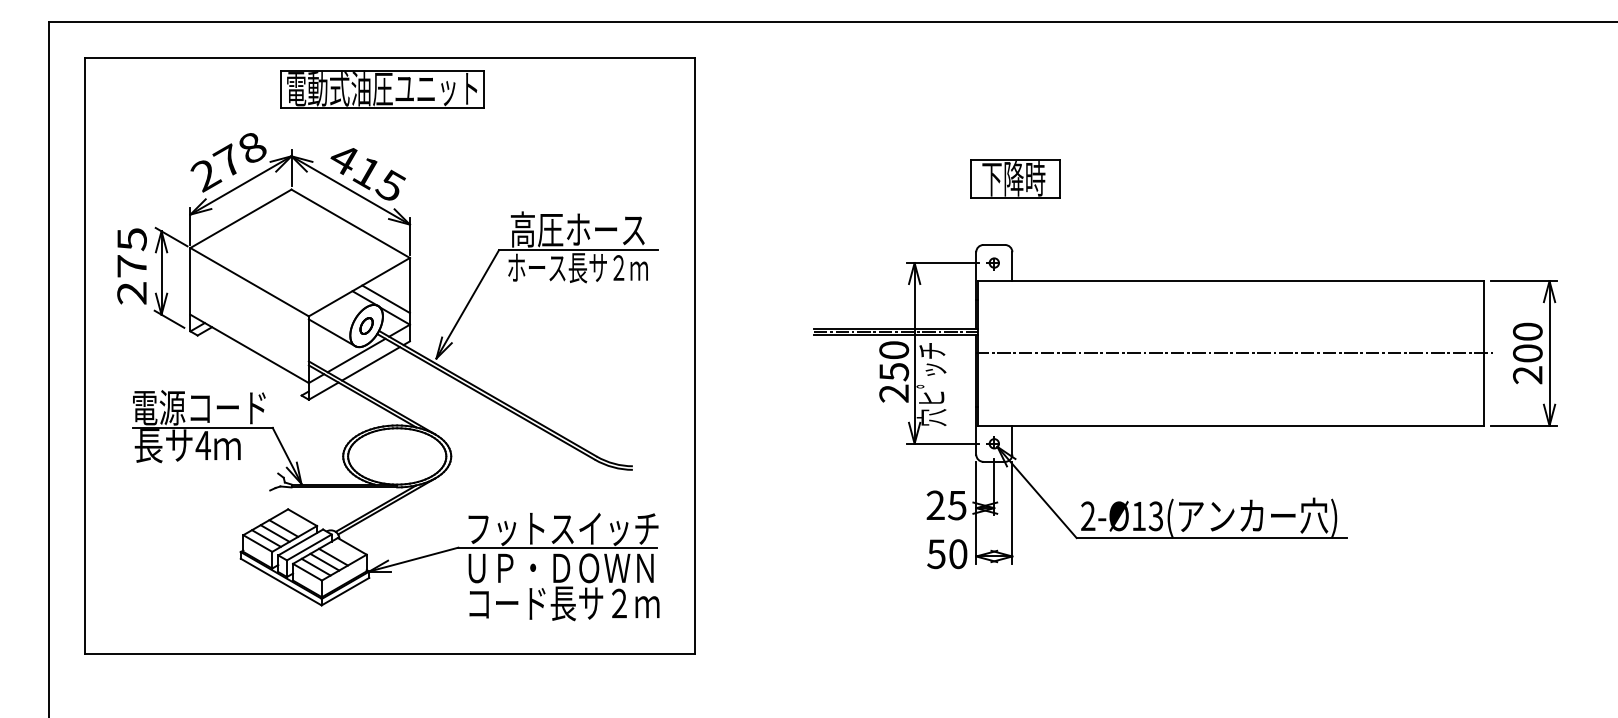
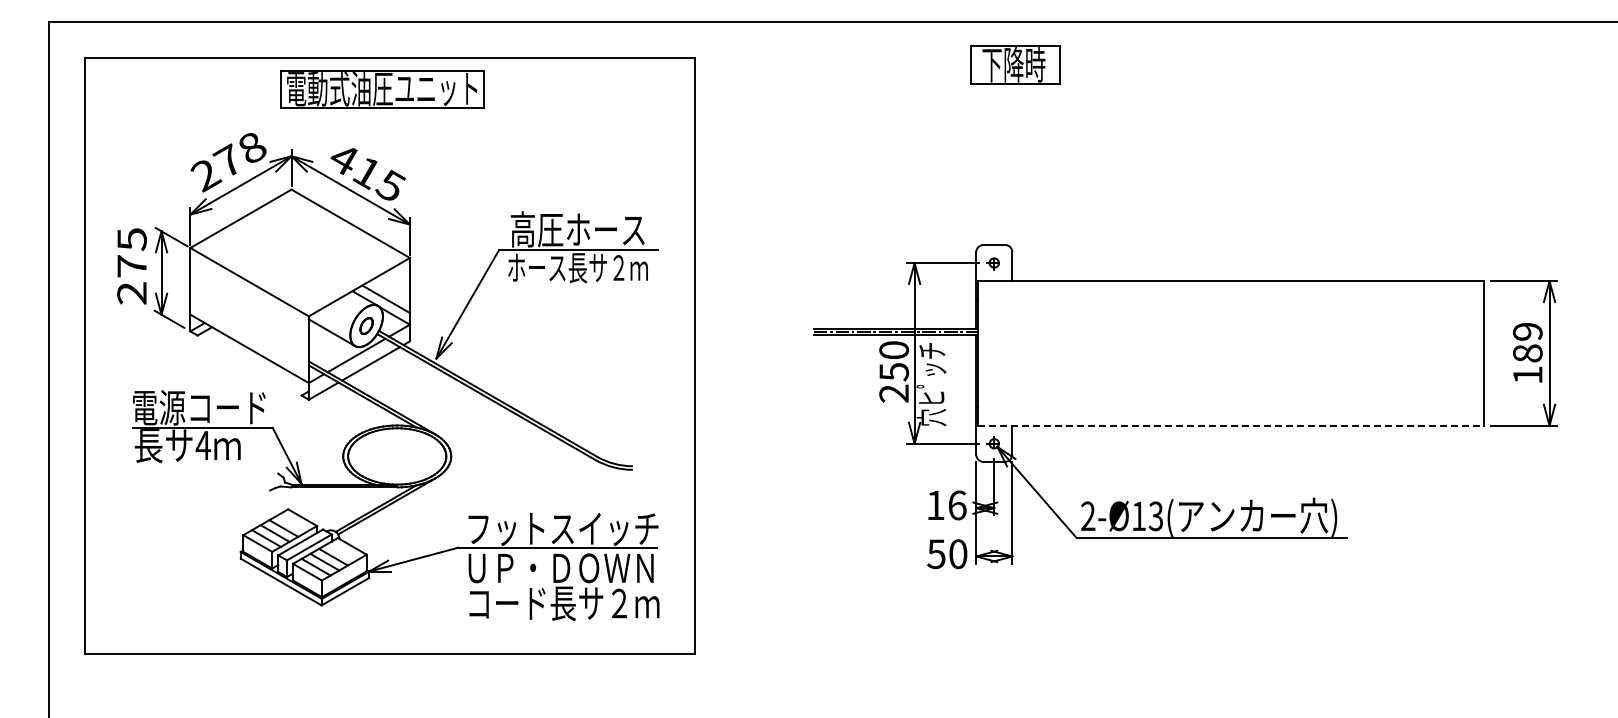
part position: (1015, 178) -> (1015, 64) (1015, 64)
line: present -> none (1235, 353)
text: 200 -> 189 (1527, 353)
line: solid -> dashed (1231, 425)
text: 25 -> 16 (946, 505)
